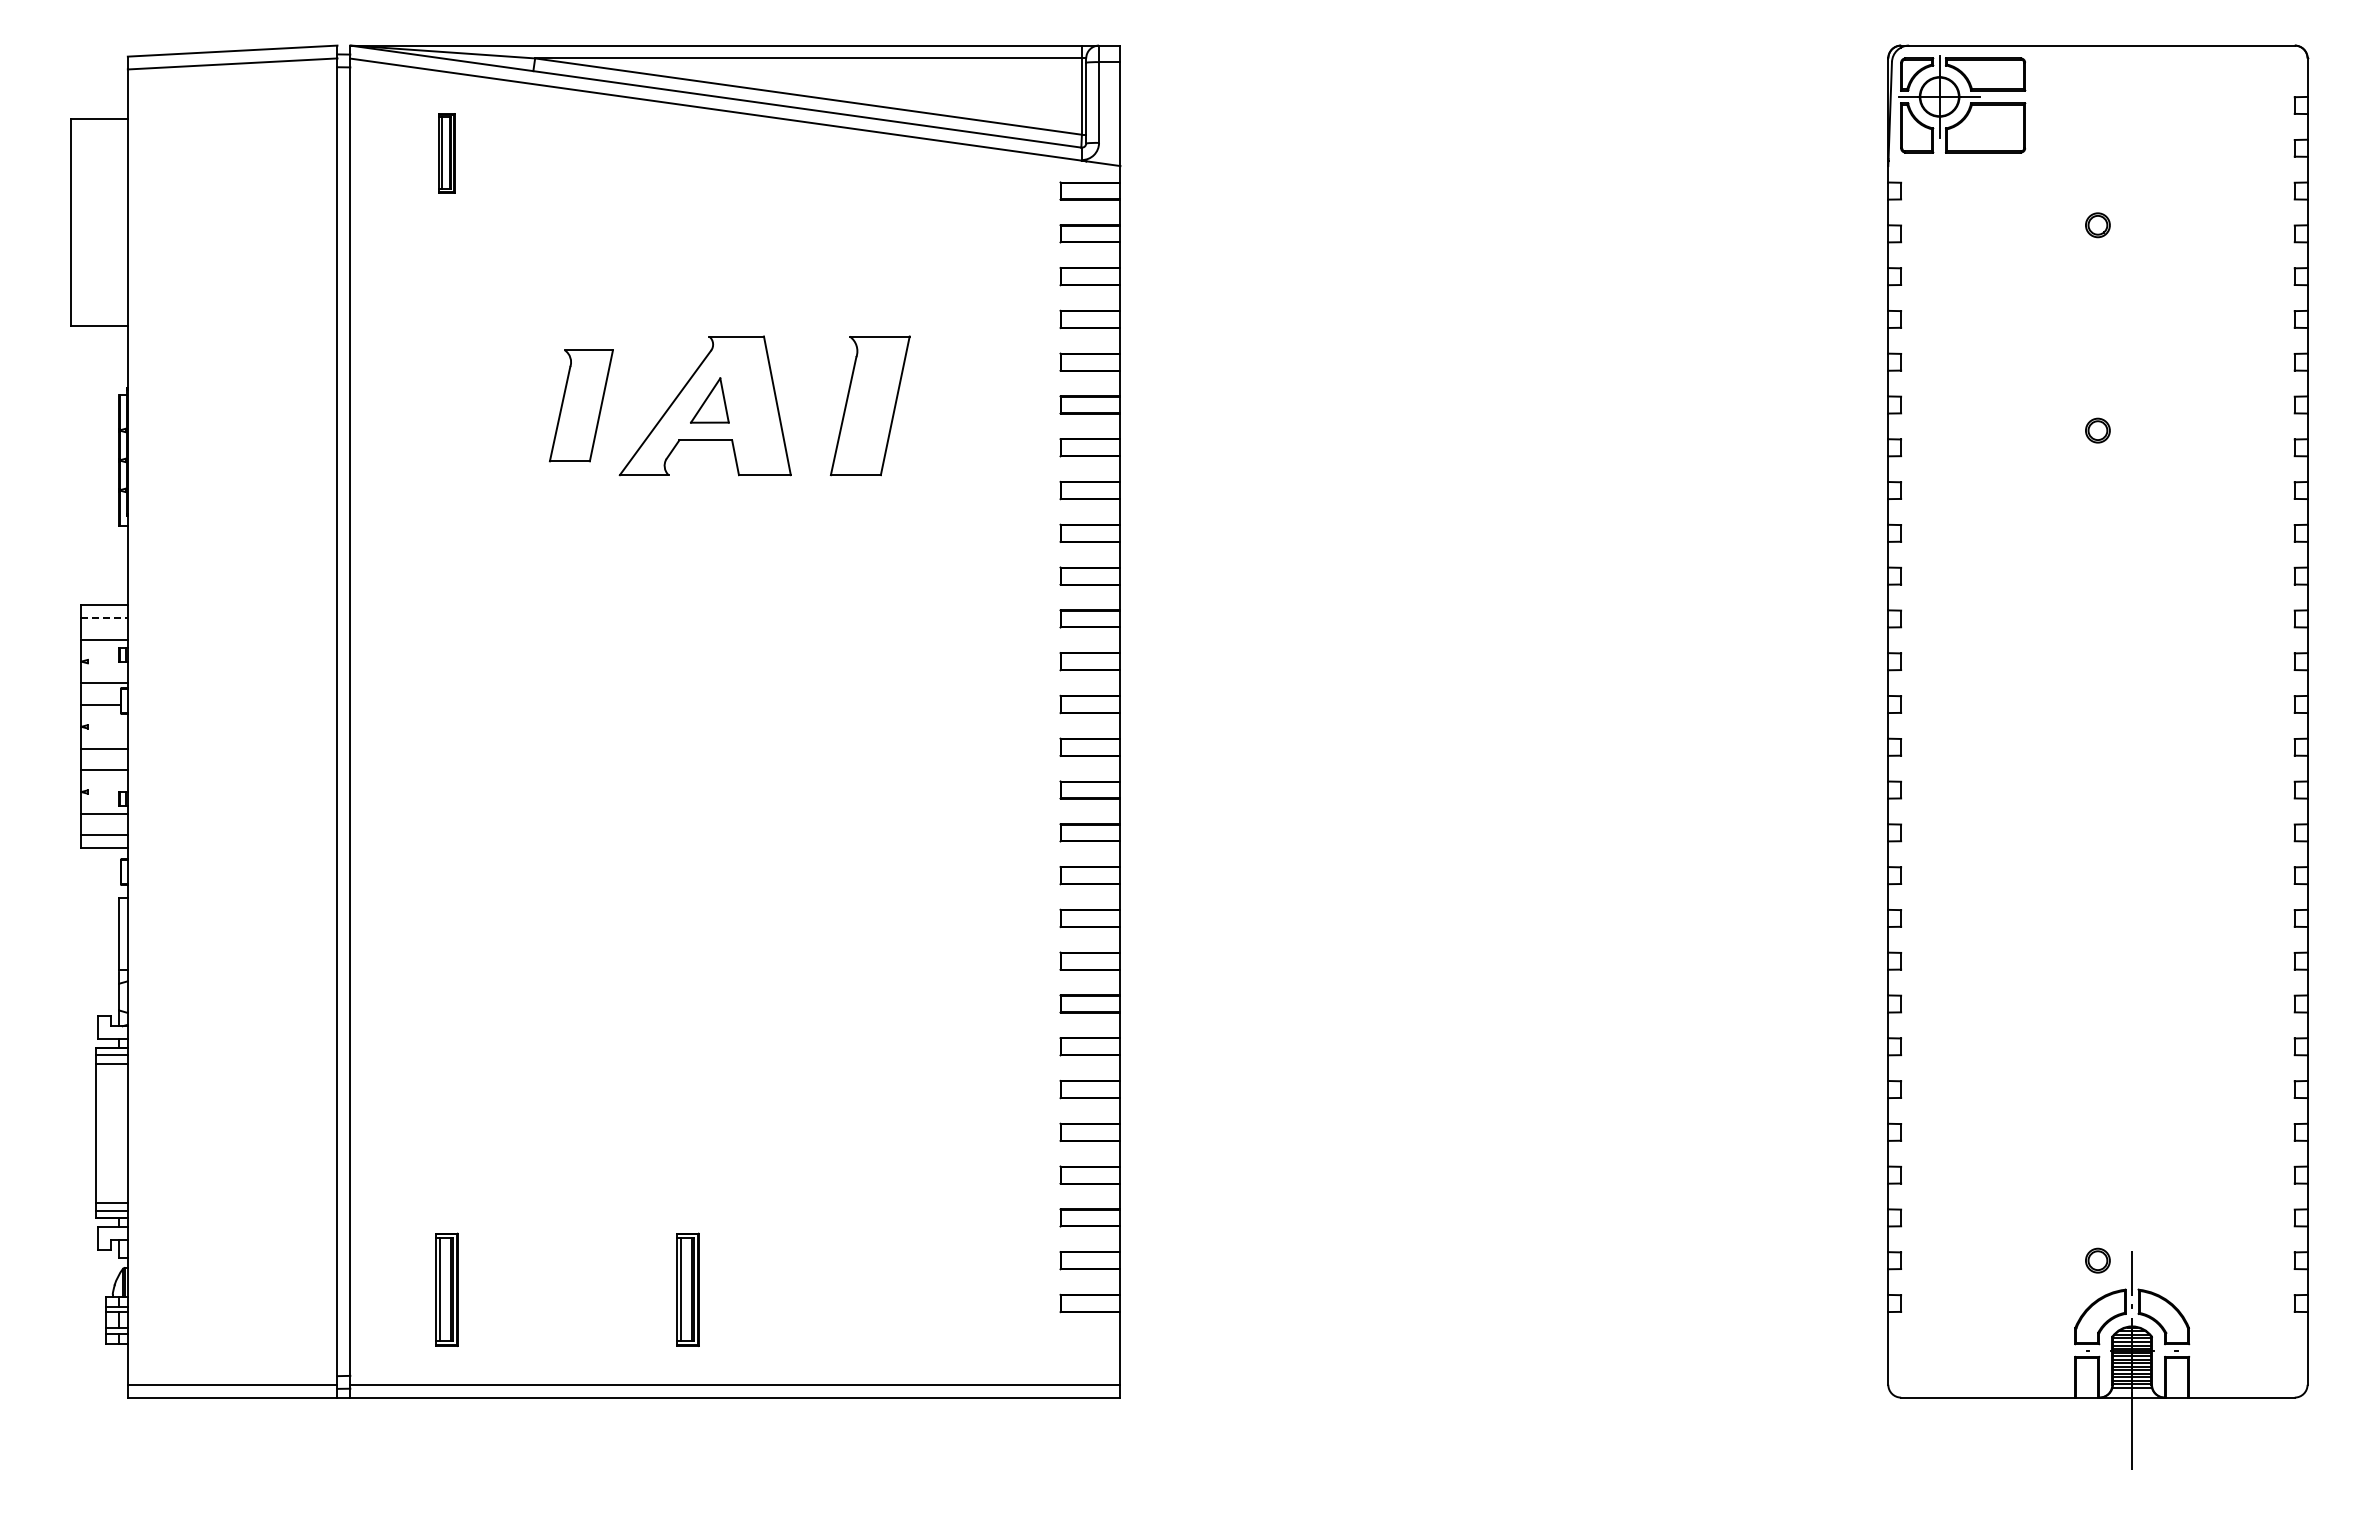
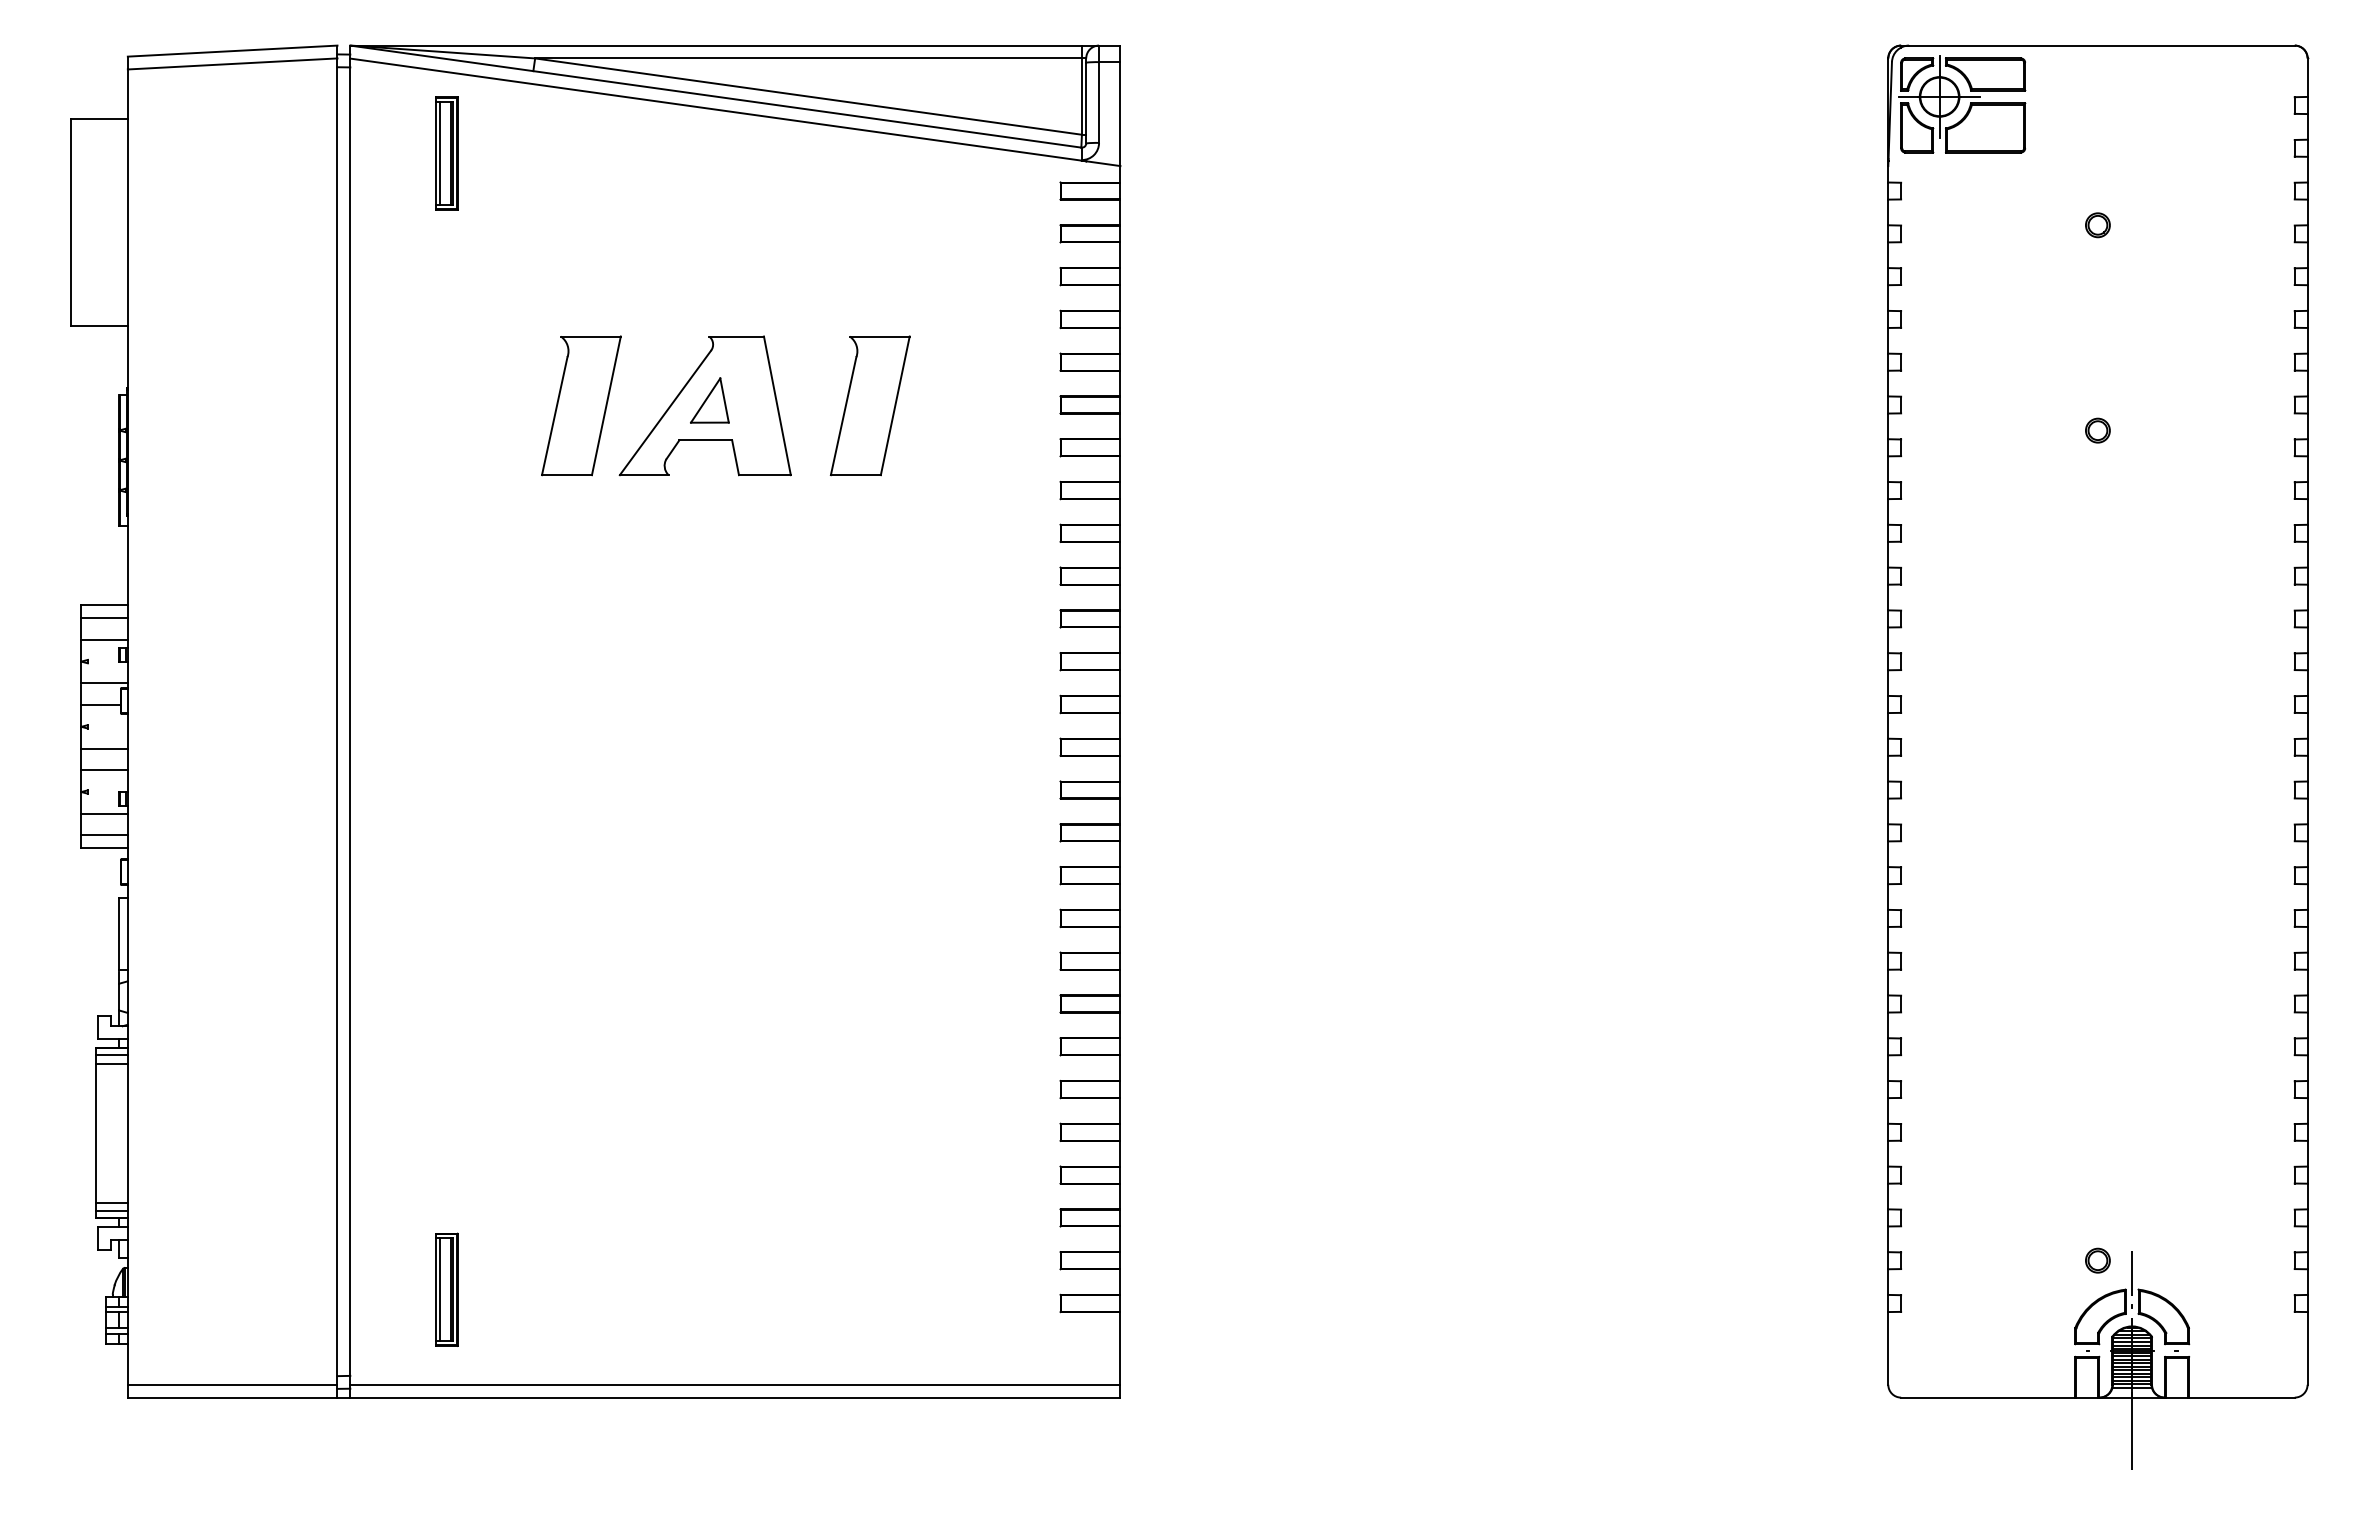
part size: 18x81 px -> 24x115 px (446, 153)
part size: 65x114 px -> 81x142 px (581, 405)
line: dashed -> solid (105, 618)
part: present -> none (687, 1289)
